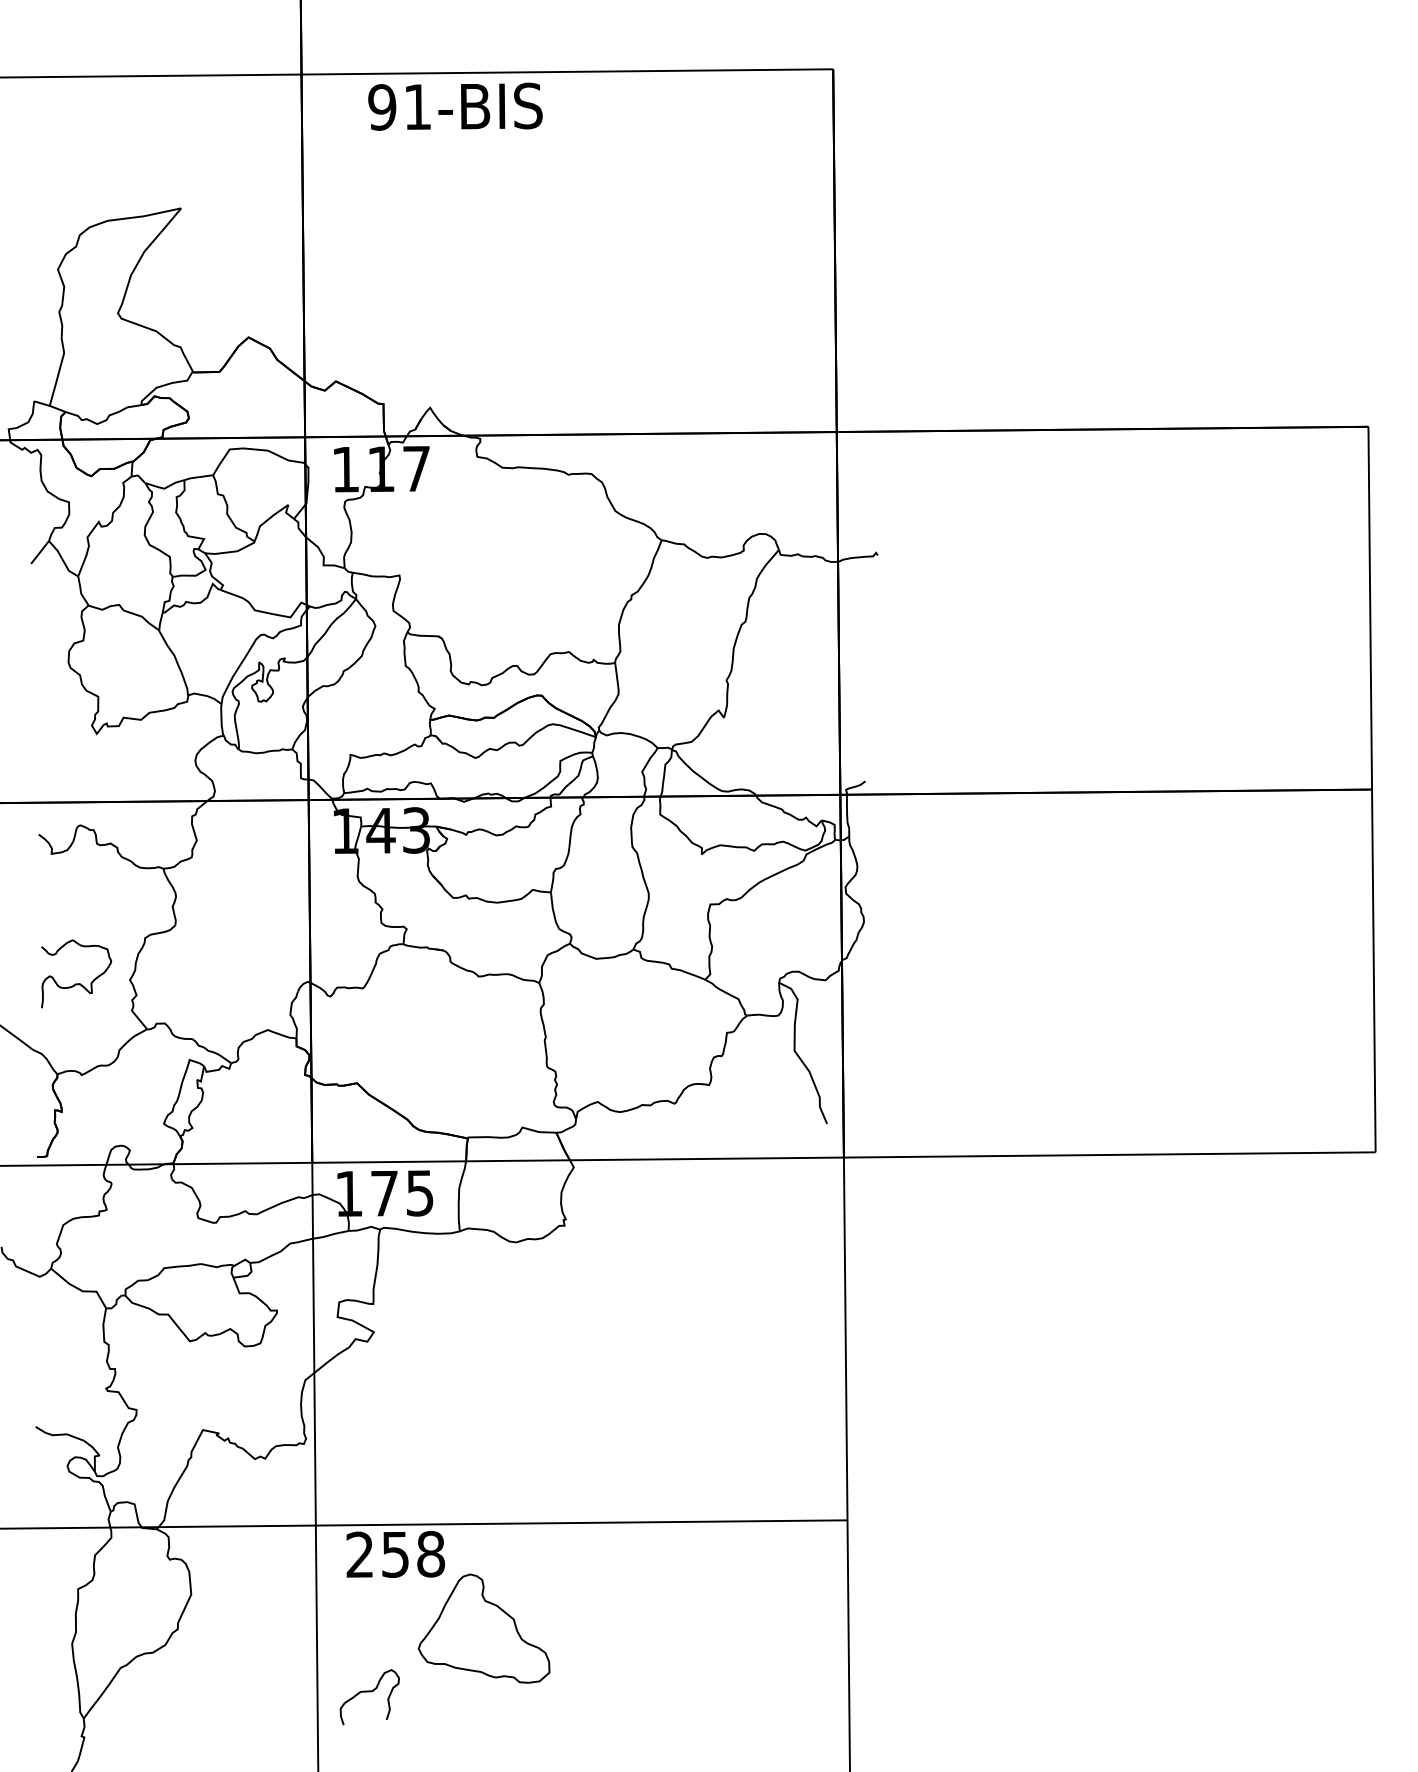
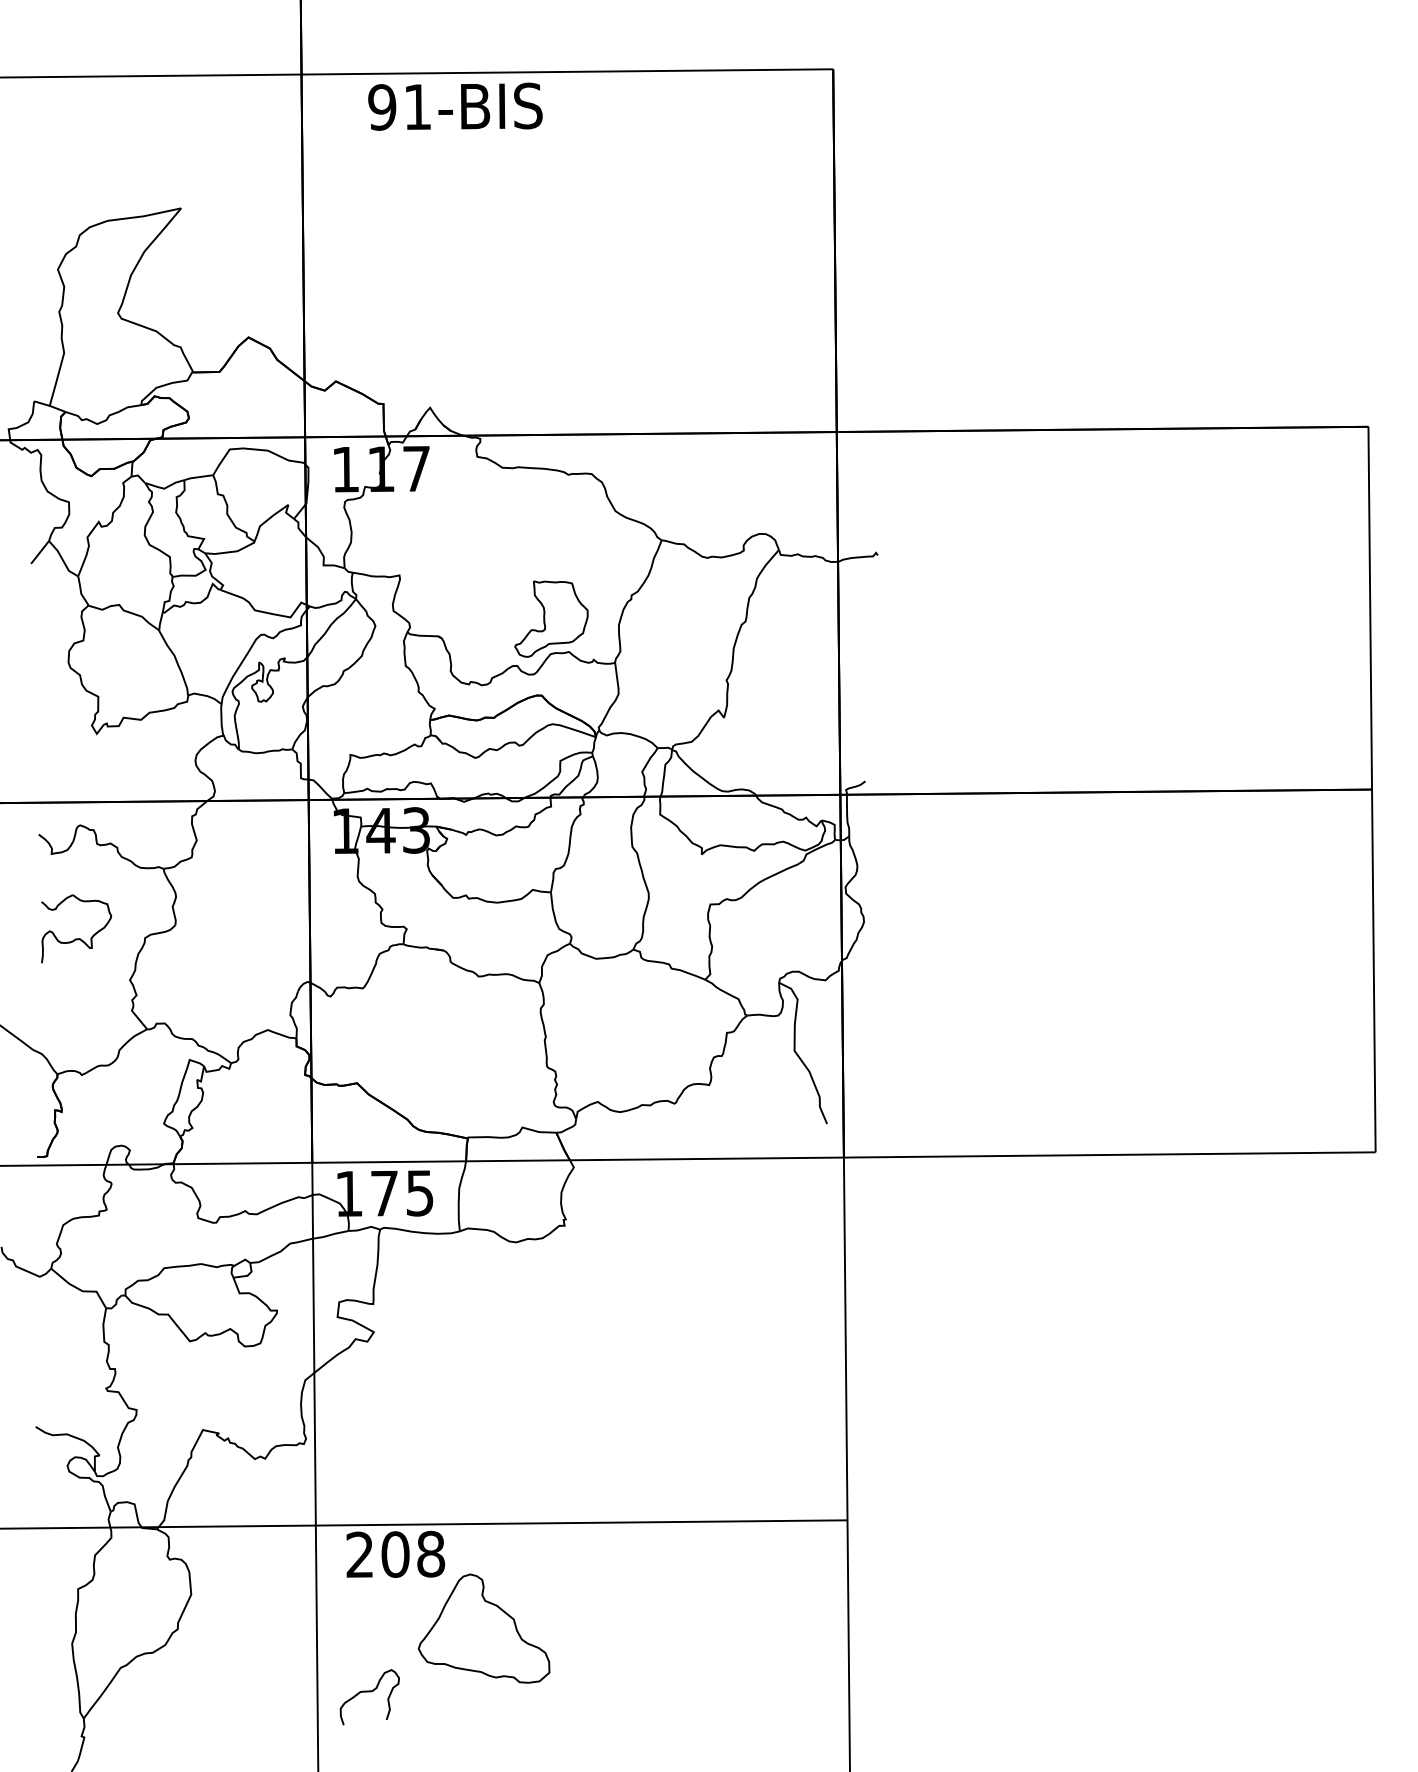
part: none -> present (551, 618)
part position: (76, 983) -> (76, 938) (76, 938)
text: 258 -> 208 (395, 1554)
